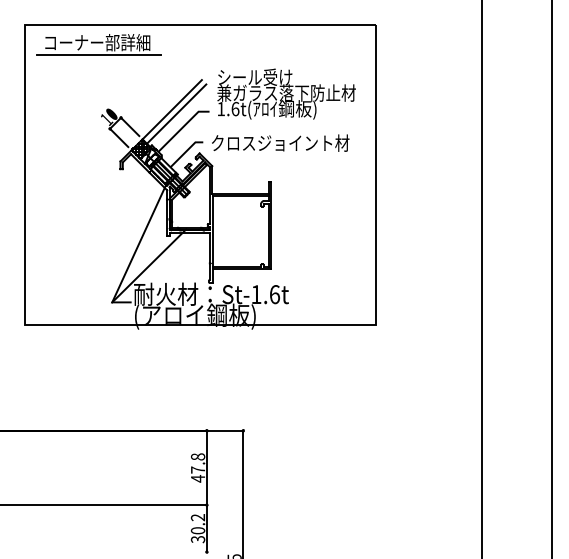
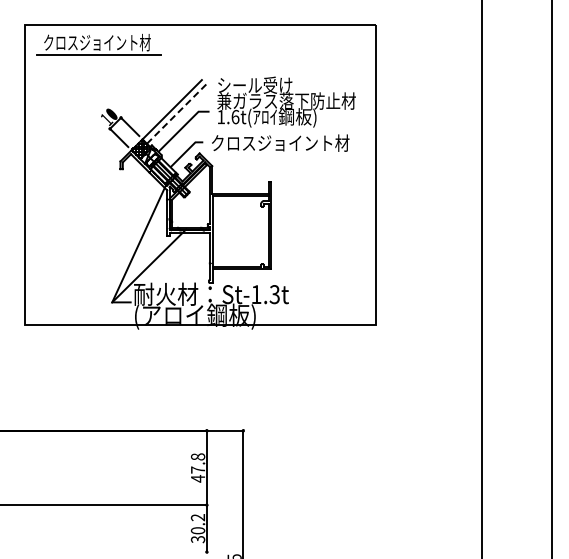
text: コーナー部詳細 -> クロスジョイント材 (97, 42)
text position: (286, 93) -> (286, 101) (286, 101)
line: solid -> dashed (176, 114)
text: St-1.6t -> St-1.3t (274, 294)
